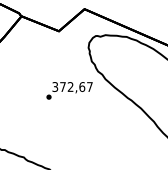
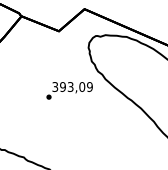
text: 372,67 -> 393,09 (76, 86)
